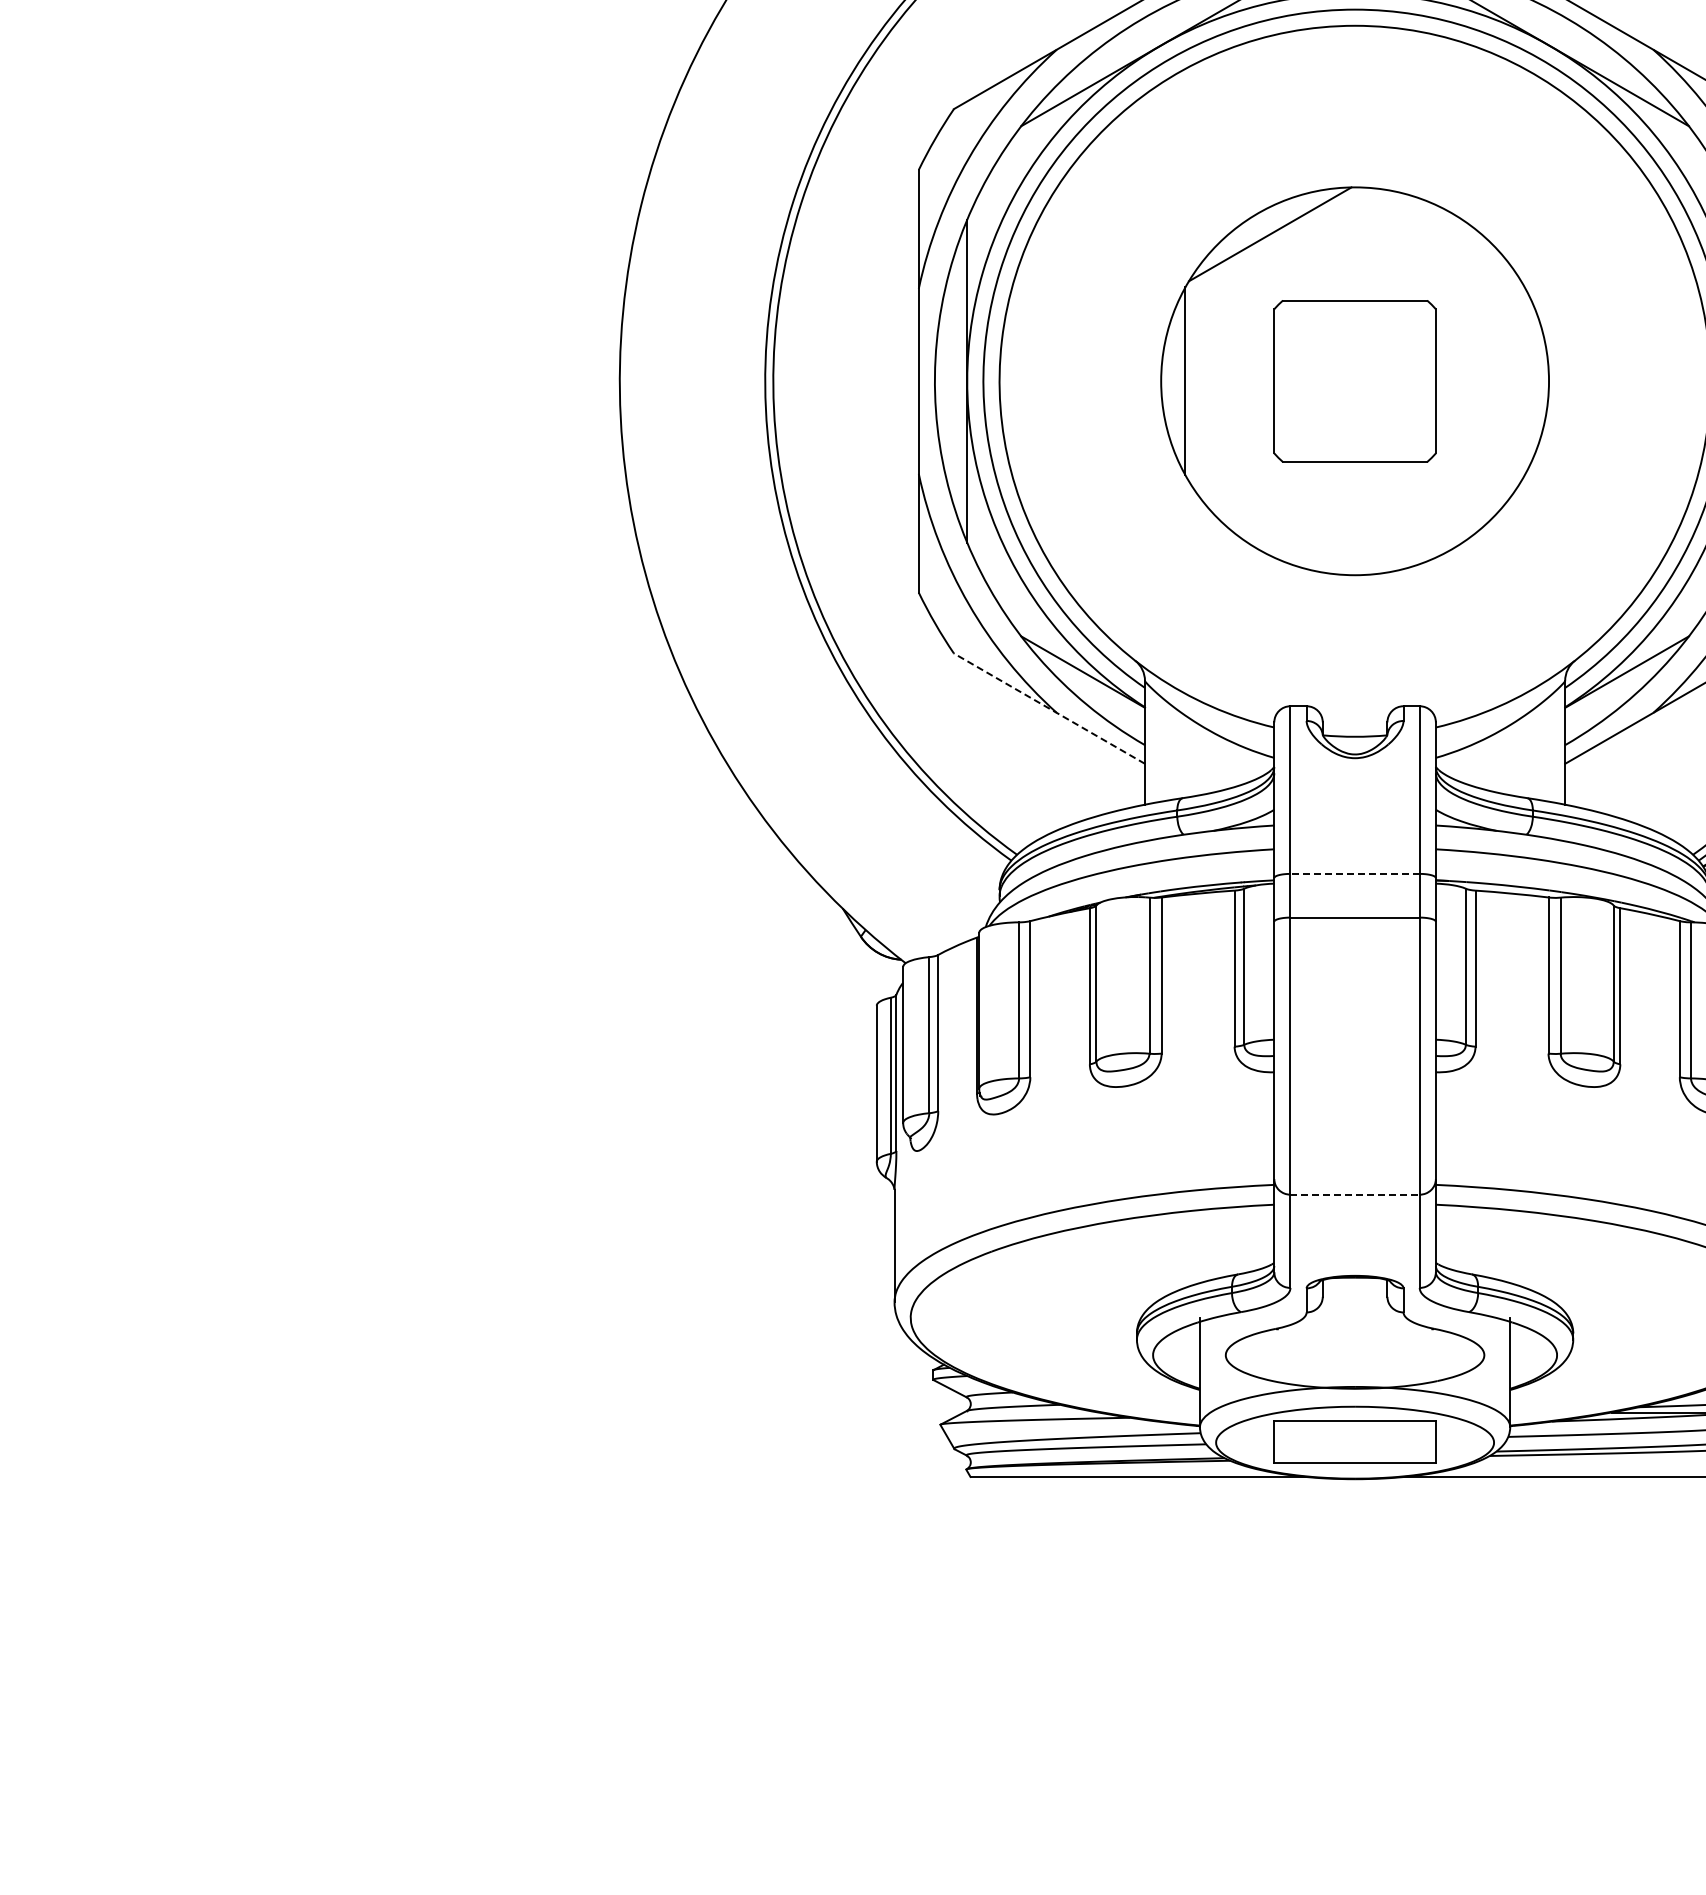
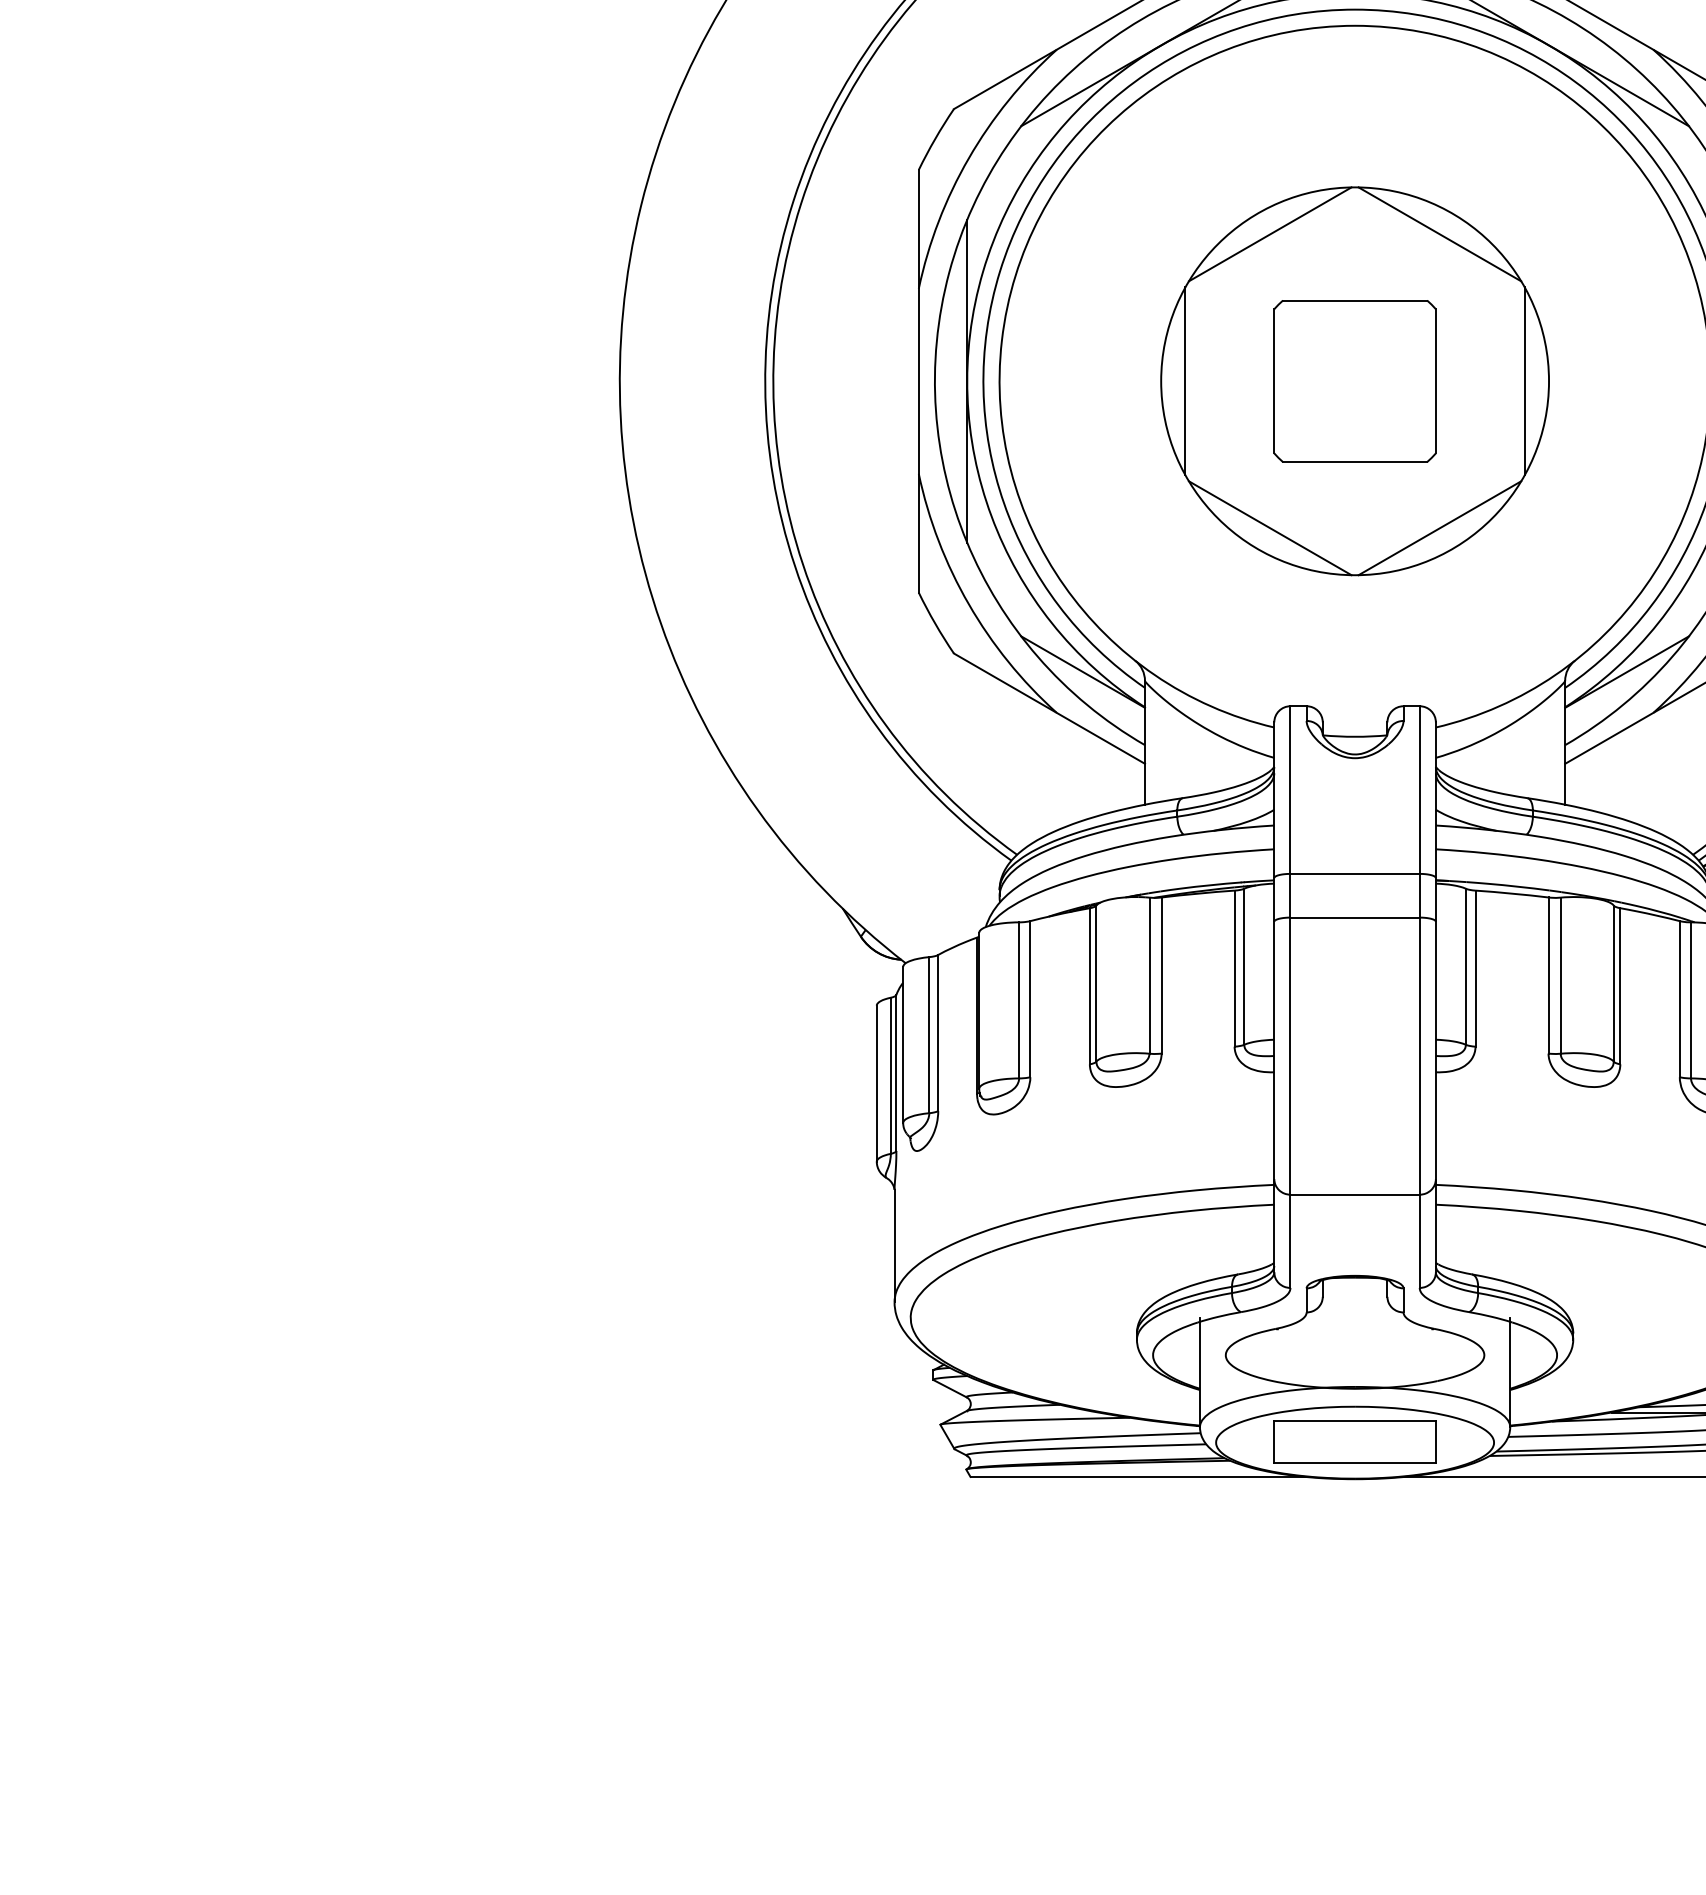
line: none -> present (1439, 234)
line: none -> present (1524, 381)
line: none -> present (1269, 528)
line: none -> present (1439, 528)
line: dashed -> solid (1049, 708)
line: dashed -> solid (1355, 873)
line: dashed -> solid (1355, 1194)
